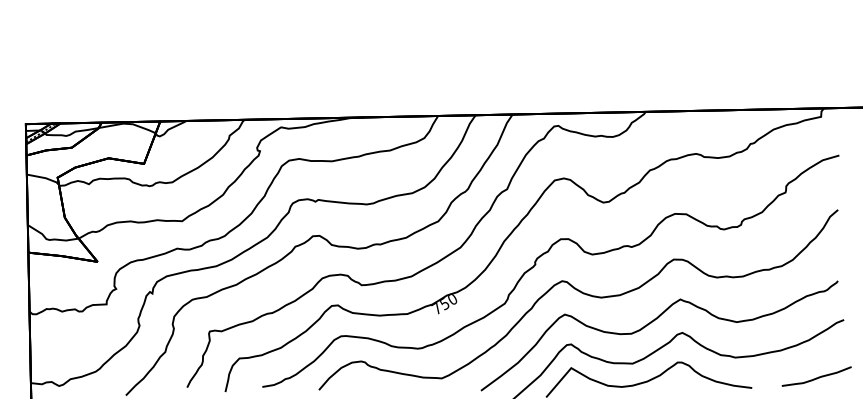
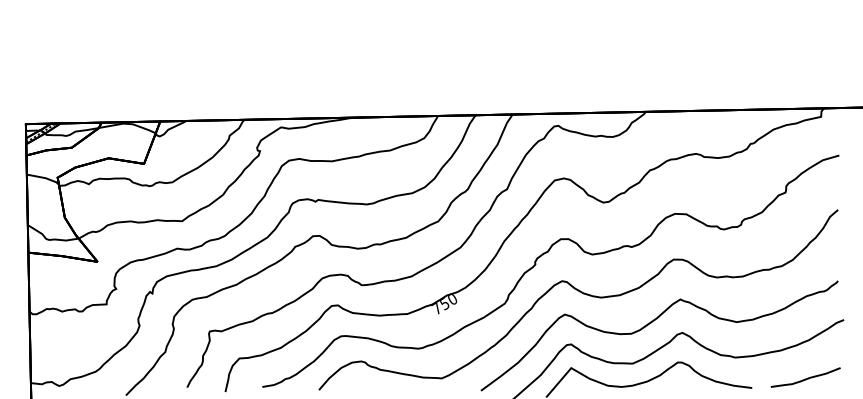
curve position: (816, 377) -> (805, 378) (805, 378)
